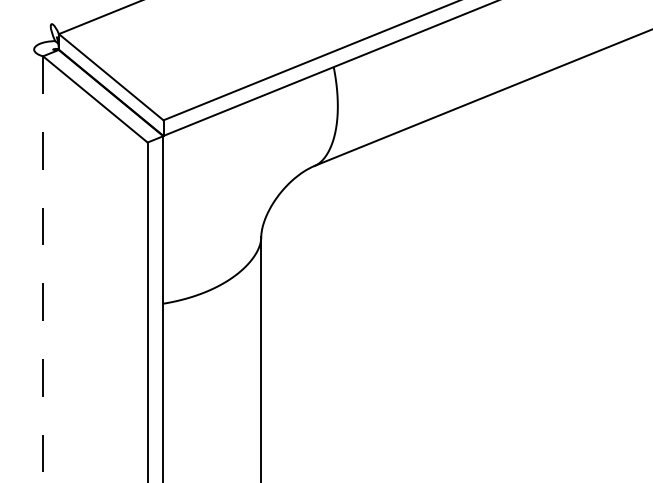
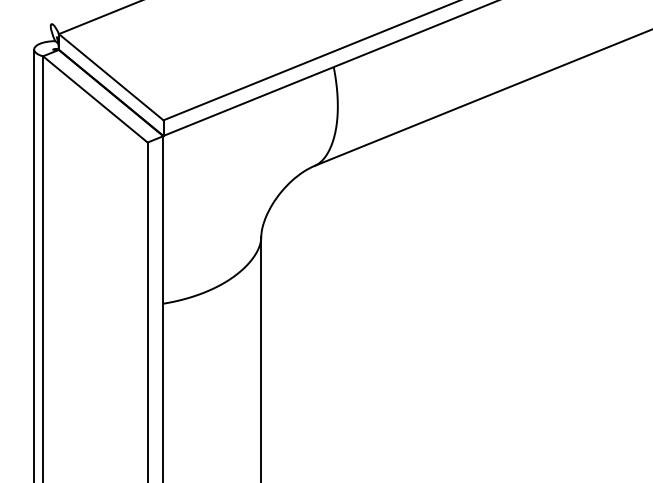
line: none -> present (34, 264)
line: dashed -> solid (43, 269)
